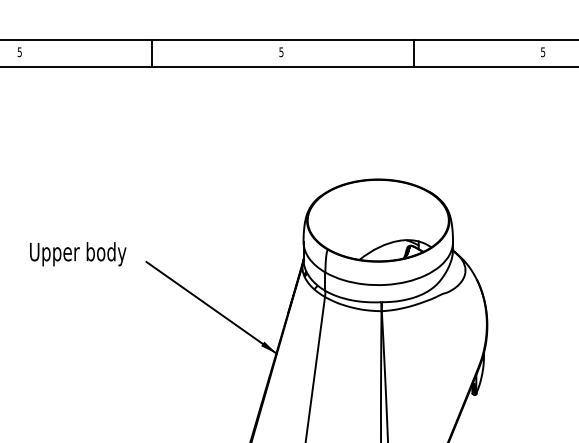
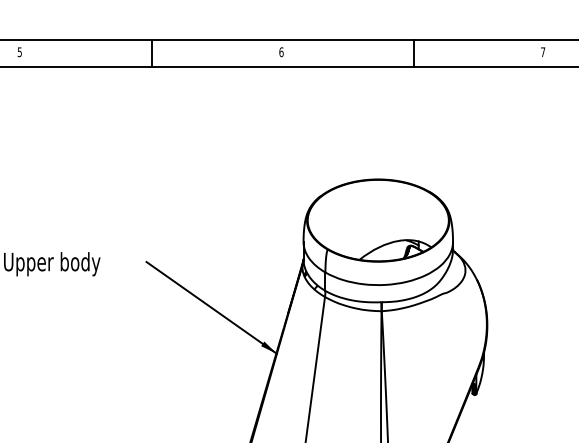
text: 5 -> 6 (281, 52)
text: 5 -> 7 (543, 52)
text position: (78, 254) -> (52, 264) (52, 264)
